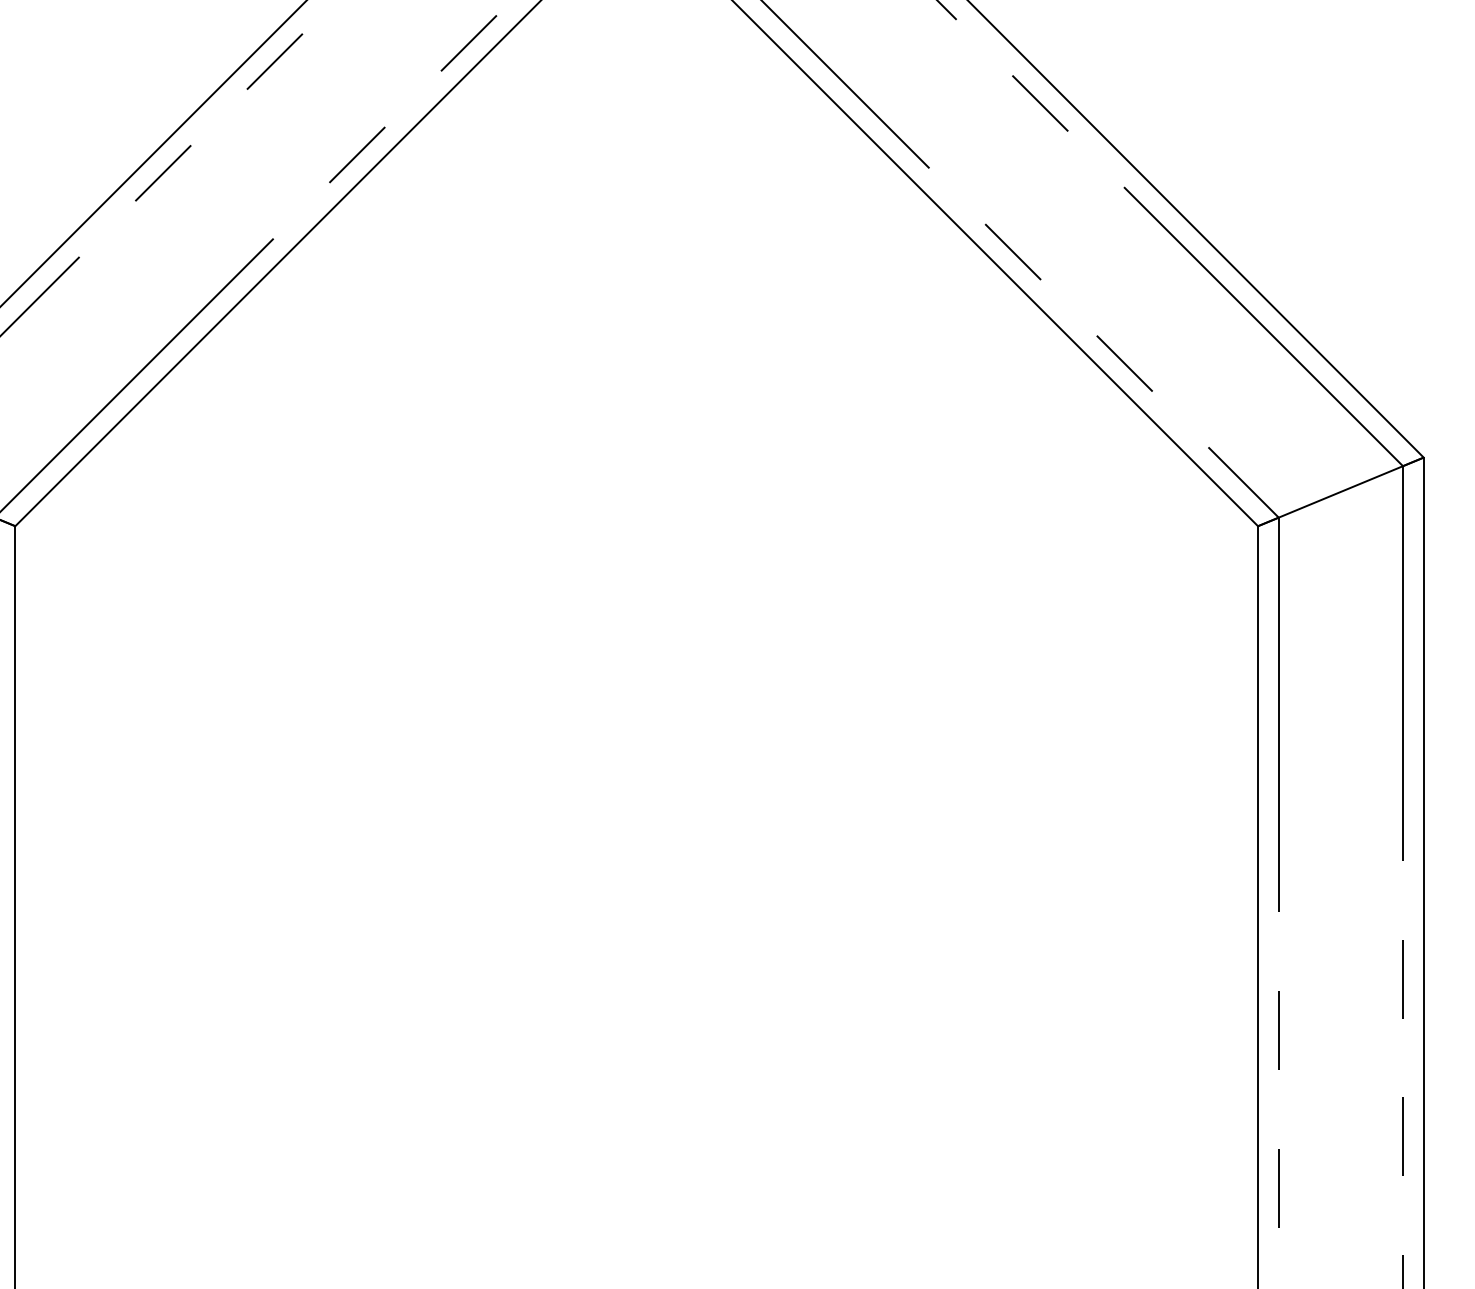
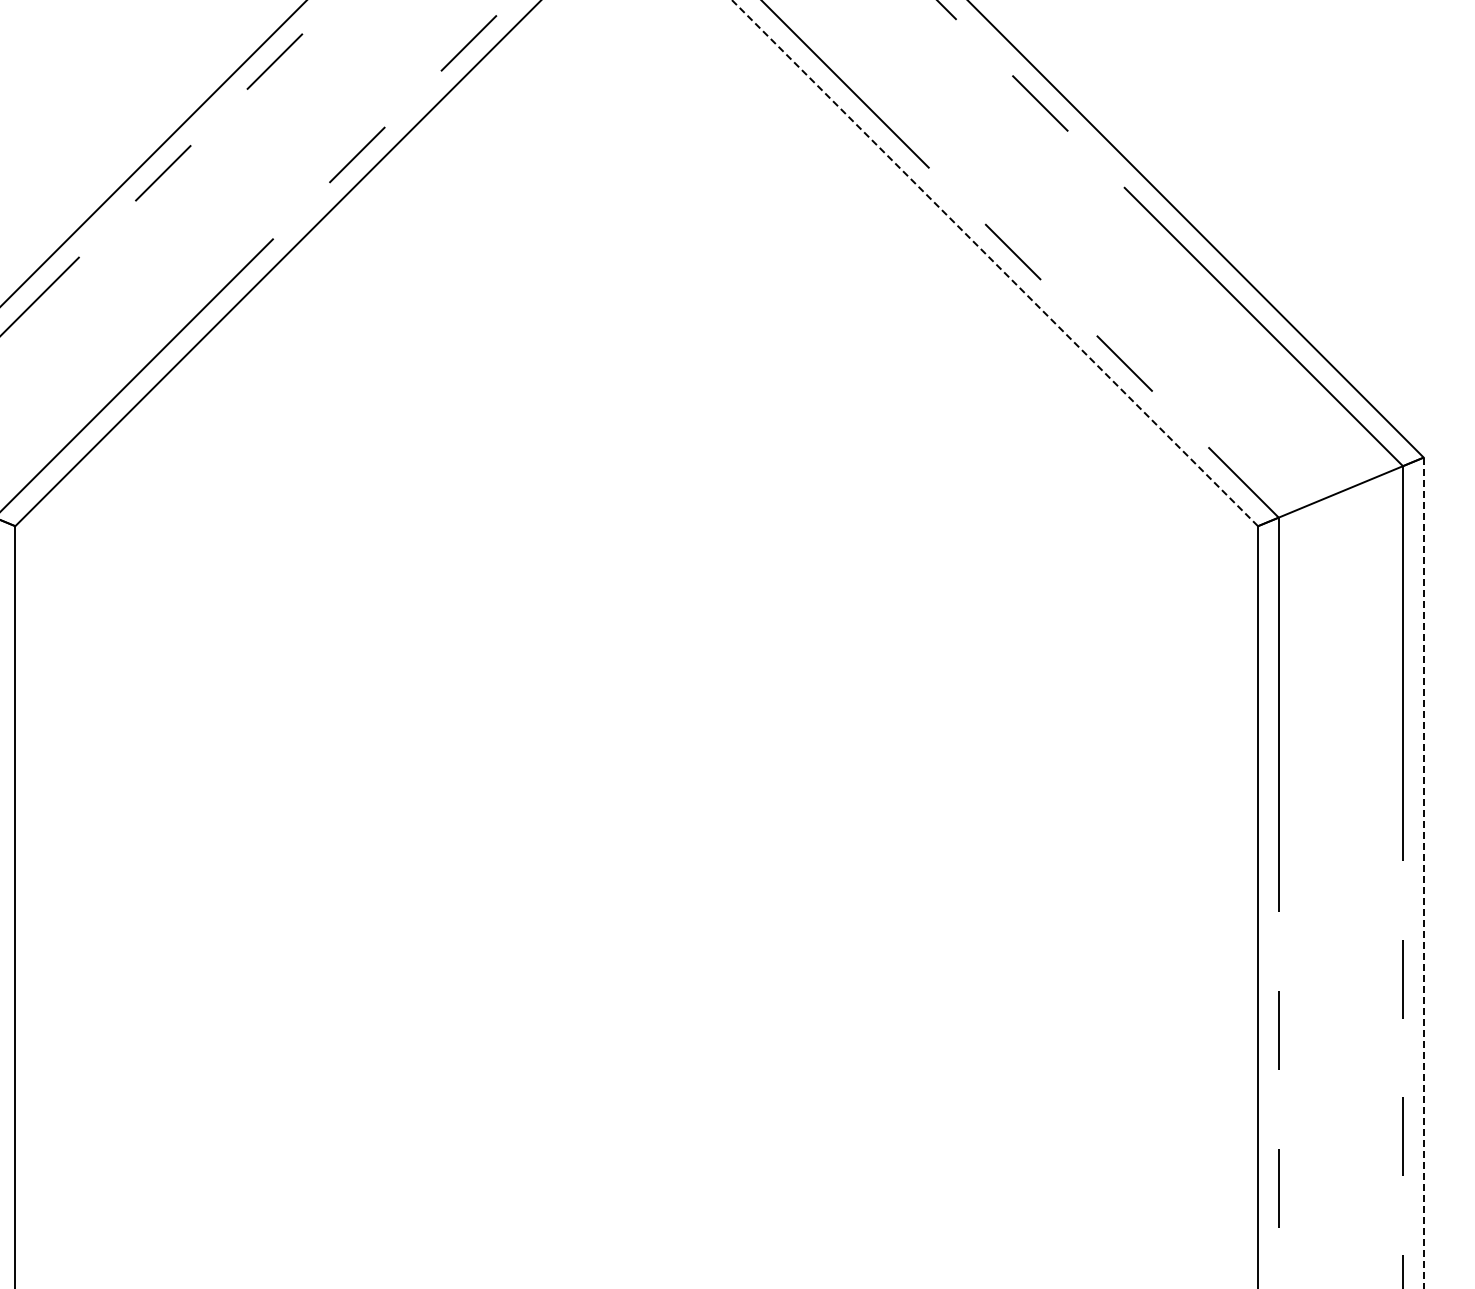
line: solid -> dashed (995, 263)
line: solid -> dashed (1423, 873)
